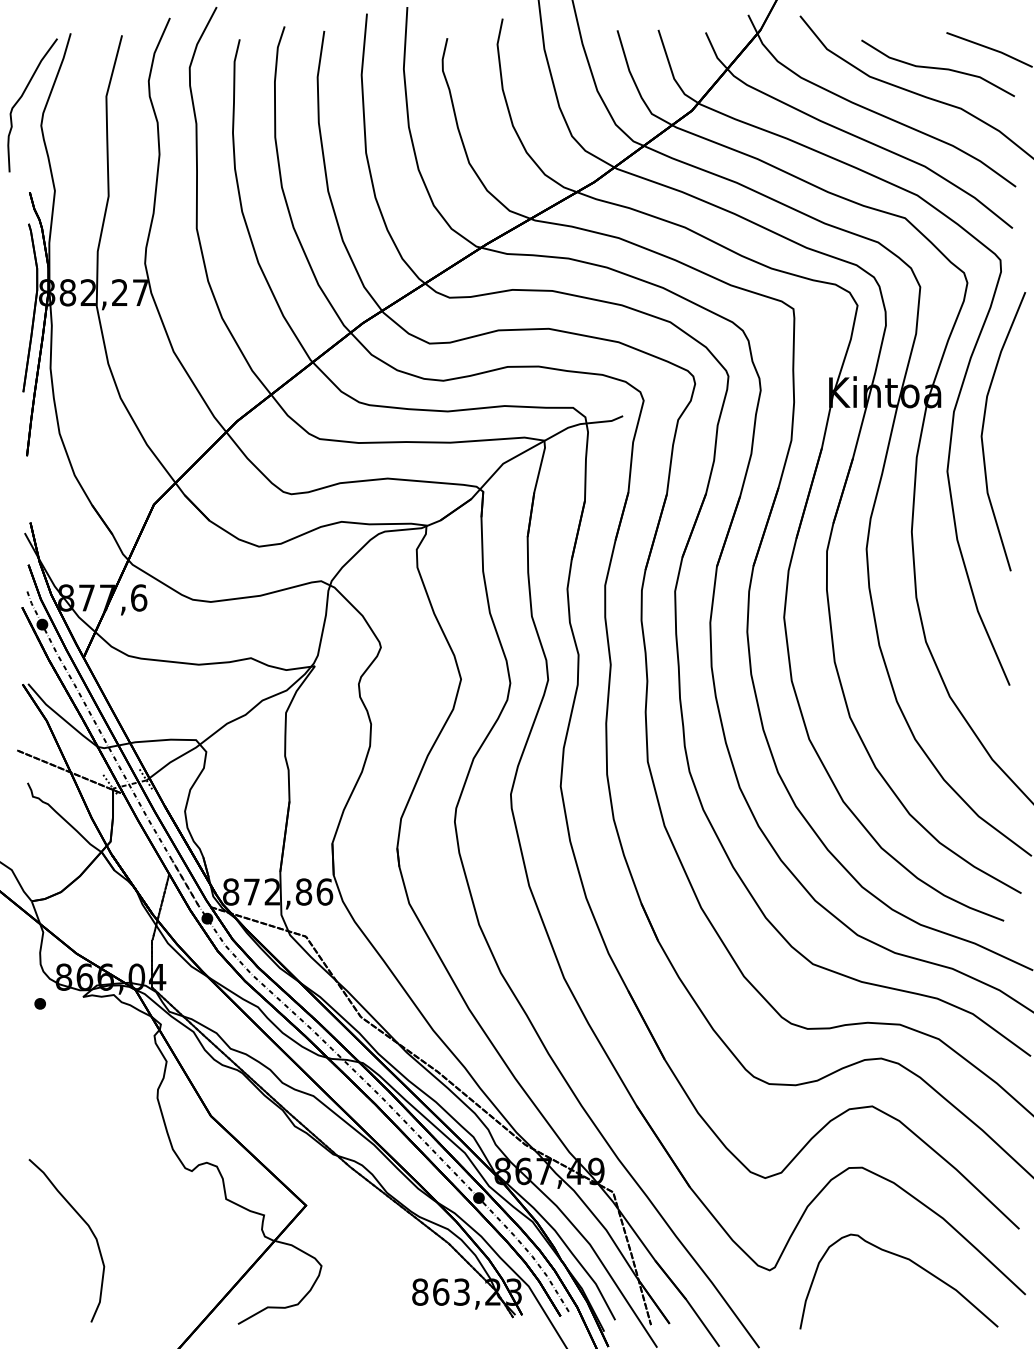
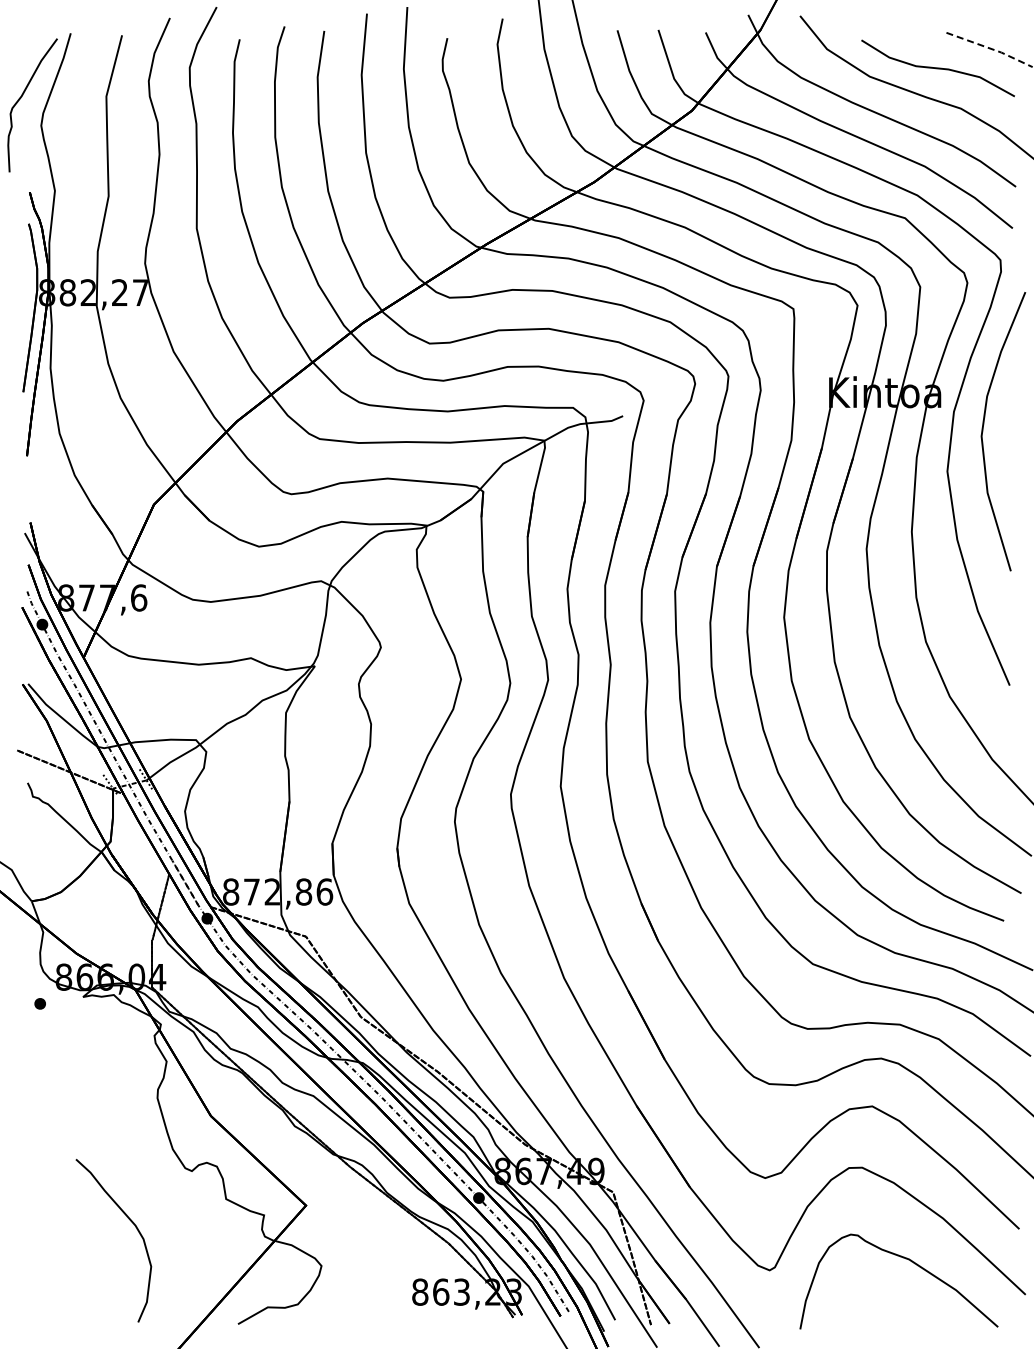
line: solid -> dashed (991, 48)
curve position: (84, 1222) -> (131, 1222) (131, 1222)
